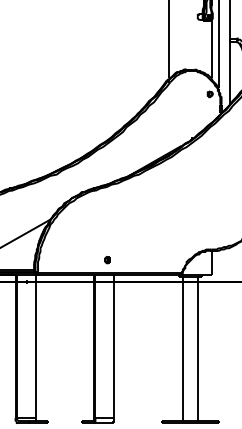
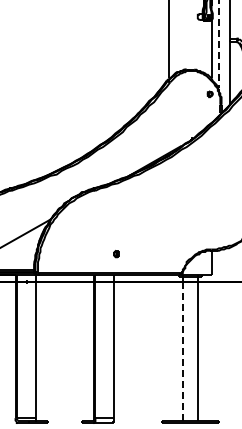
line: solid -> dashed (219, 44)
part position: (107, 260) -> (116, 254) (116, 254)
line: solid -> dashed (182, 351)
